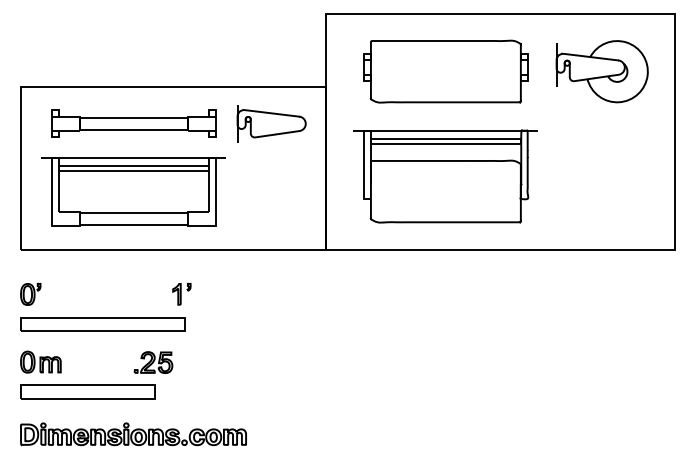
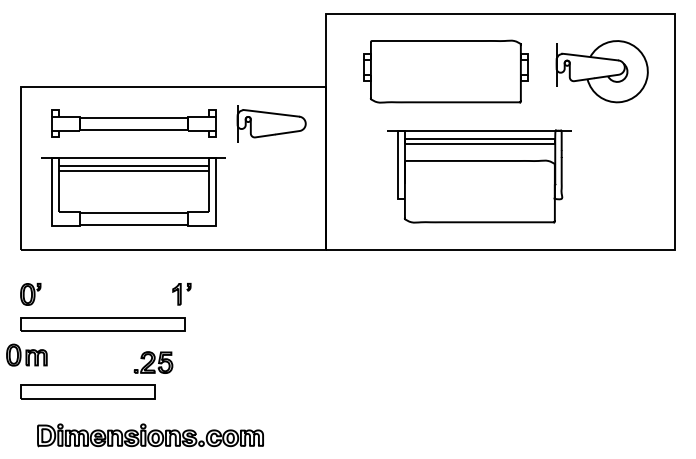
part position: (445, 176) -> (479, 176) (479, 176)
part position: (40, 361) -> (26, 354) (26, 354)
part position: (133, 434) -> (150, 435) (150, 435)
